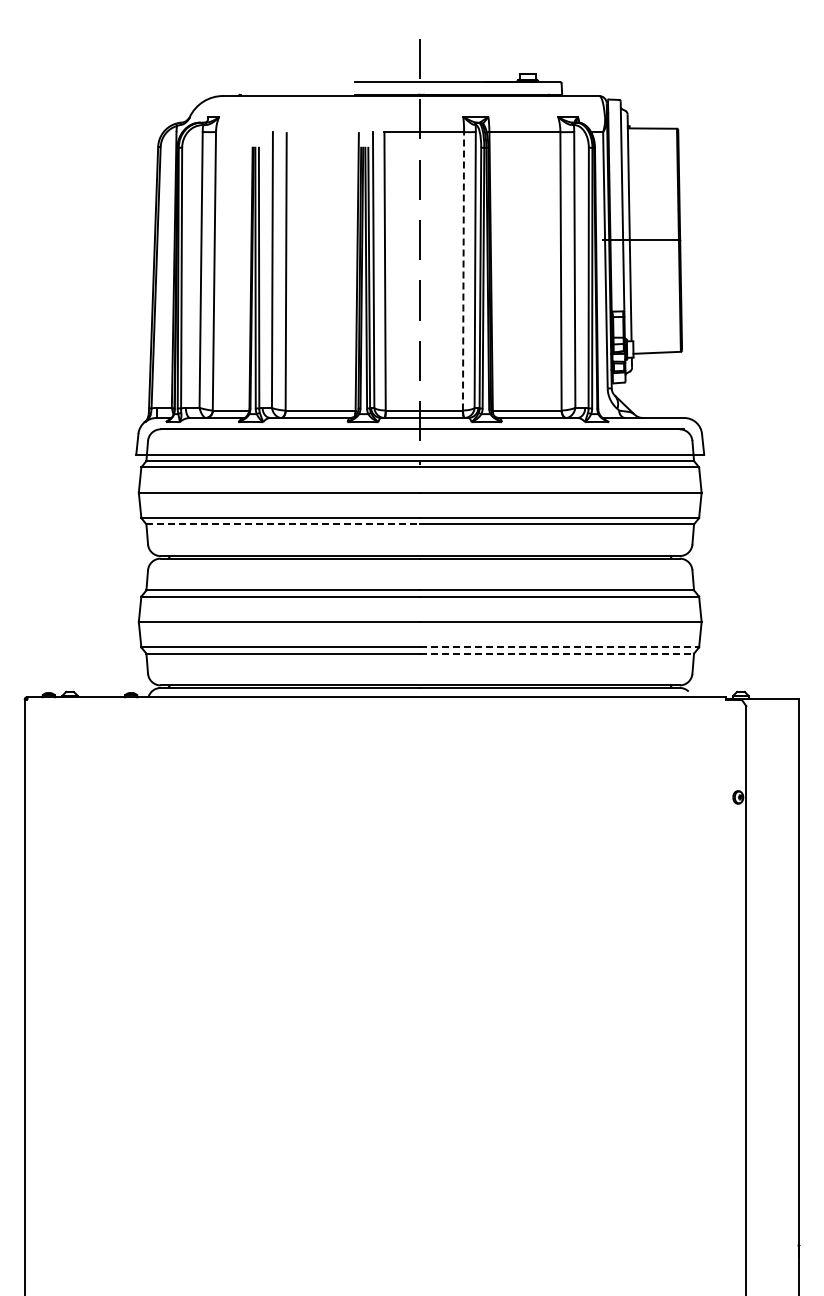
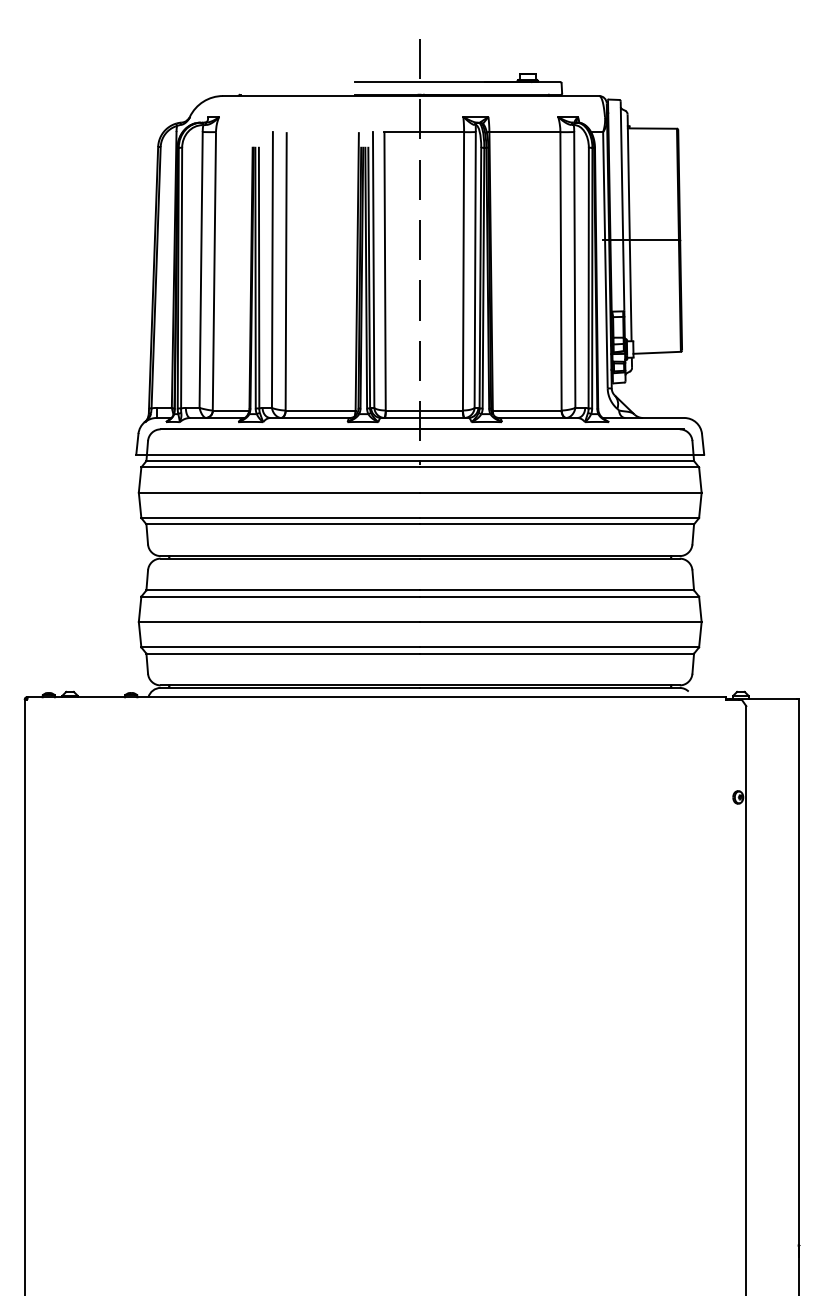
line: dashed -> solid (463, 273)
line: dashed -> solid (283, 524)
line: dashed -> solid (560, 647)
line: dashed -> solid (557, 653)
